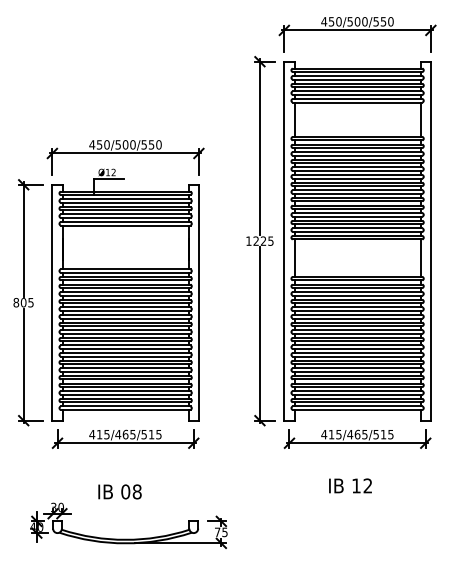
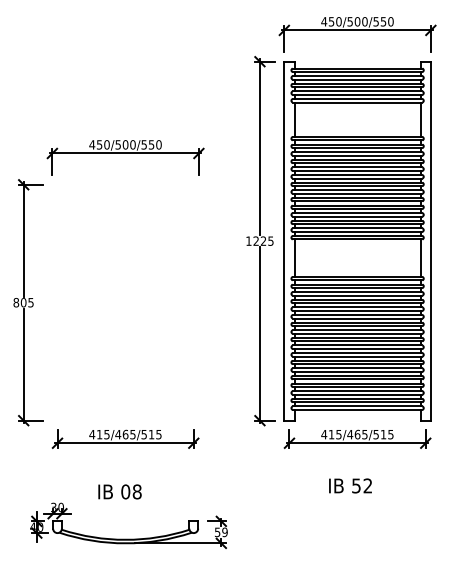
part: present -> none (125, 294)
text: 12 -> 52 (356, 485)
text: 75 -> 59 (221, 532)
